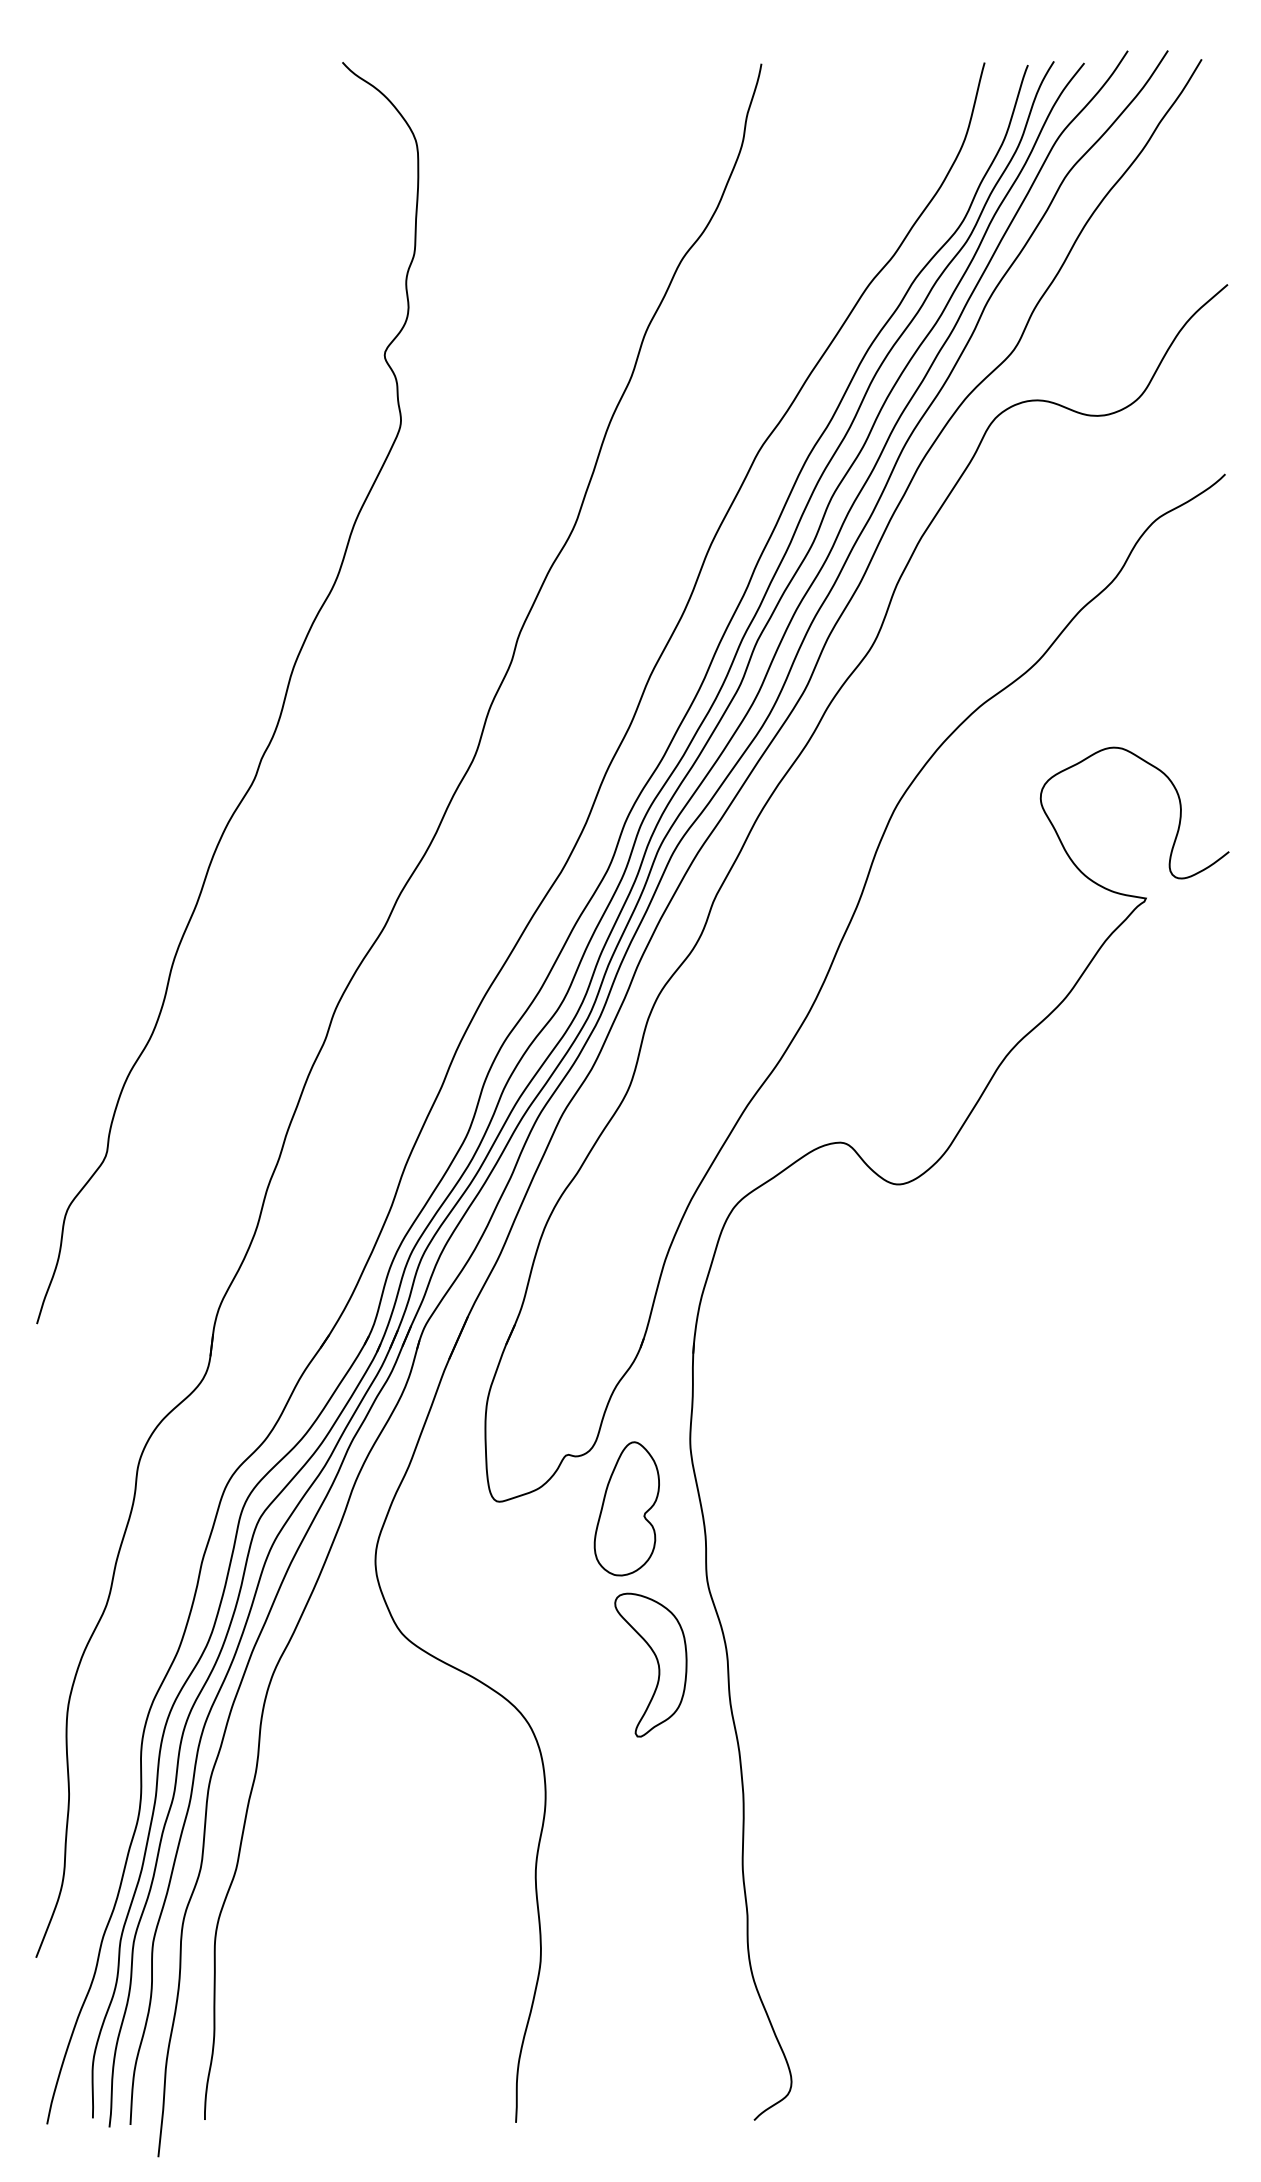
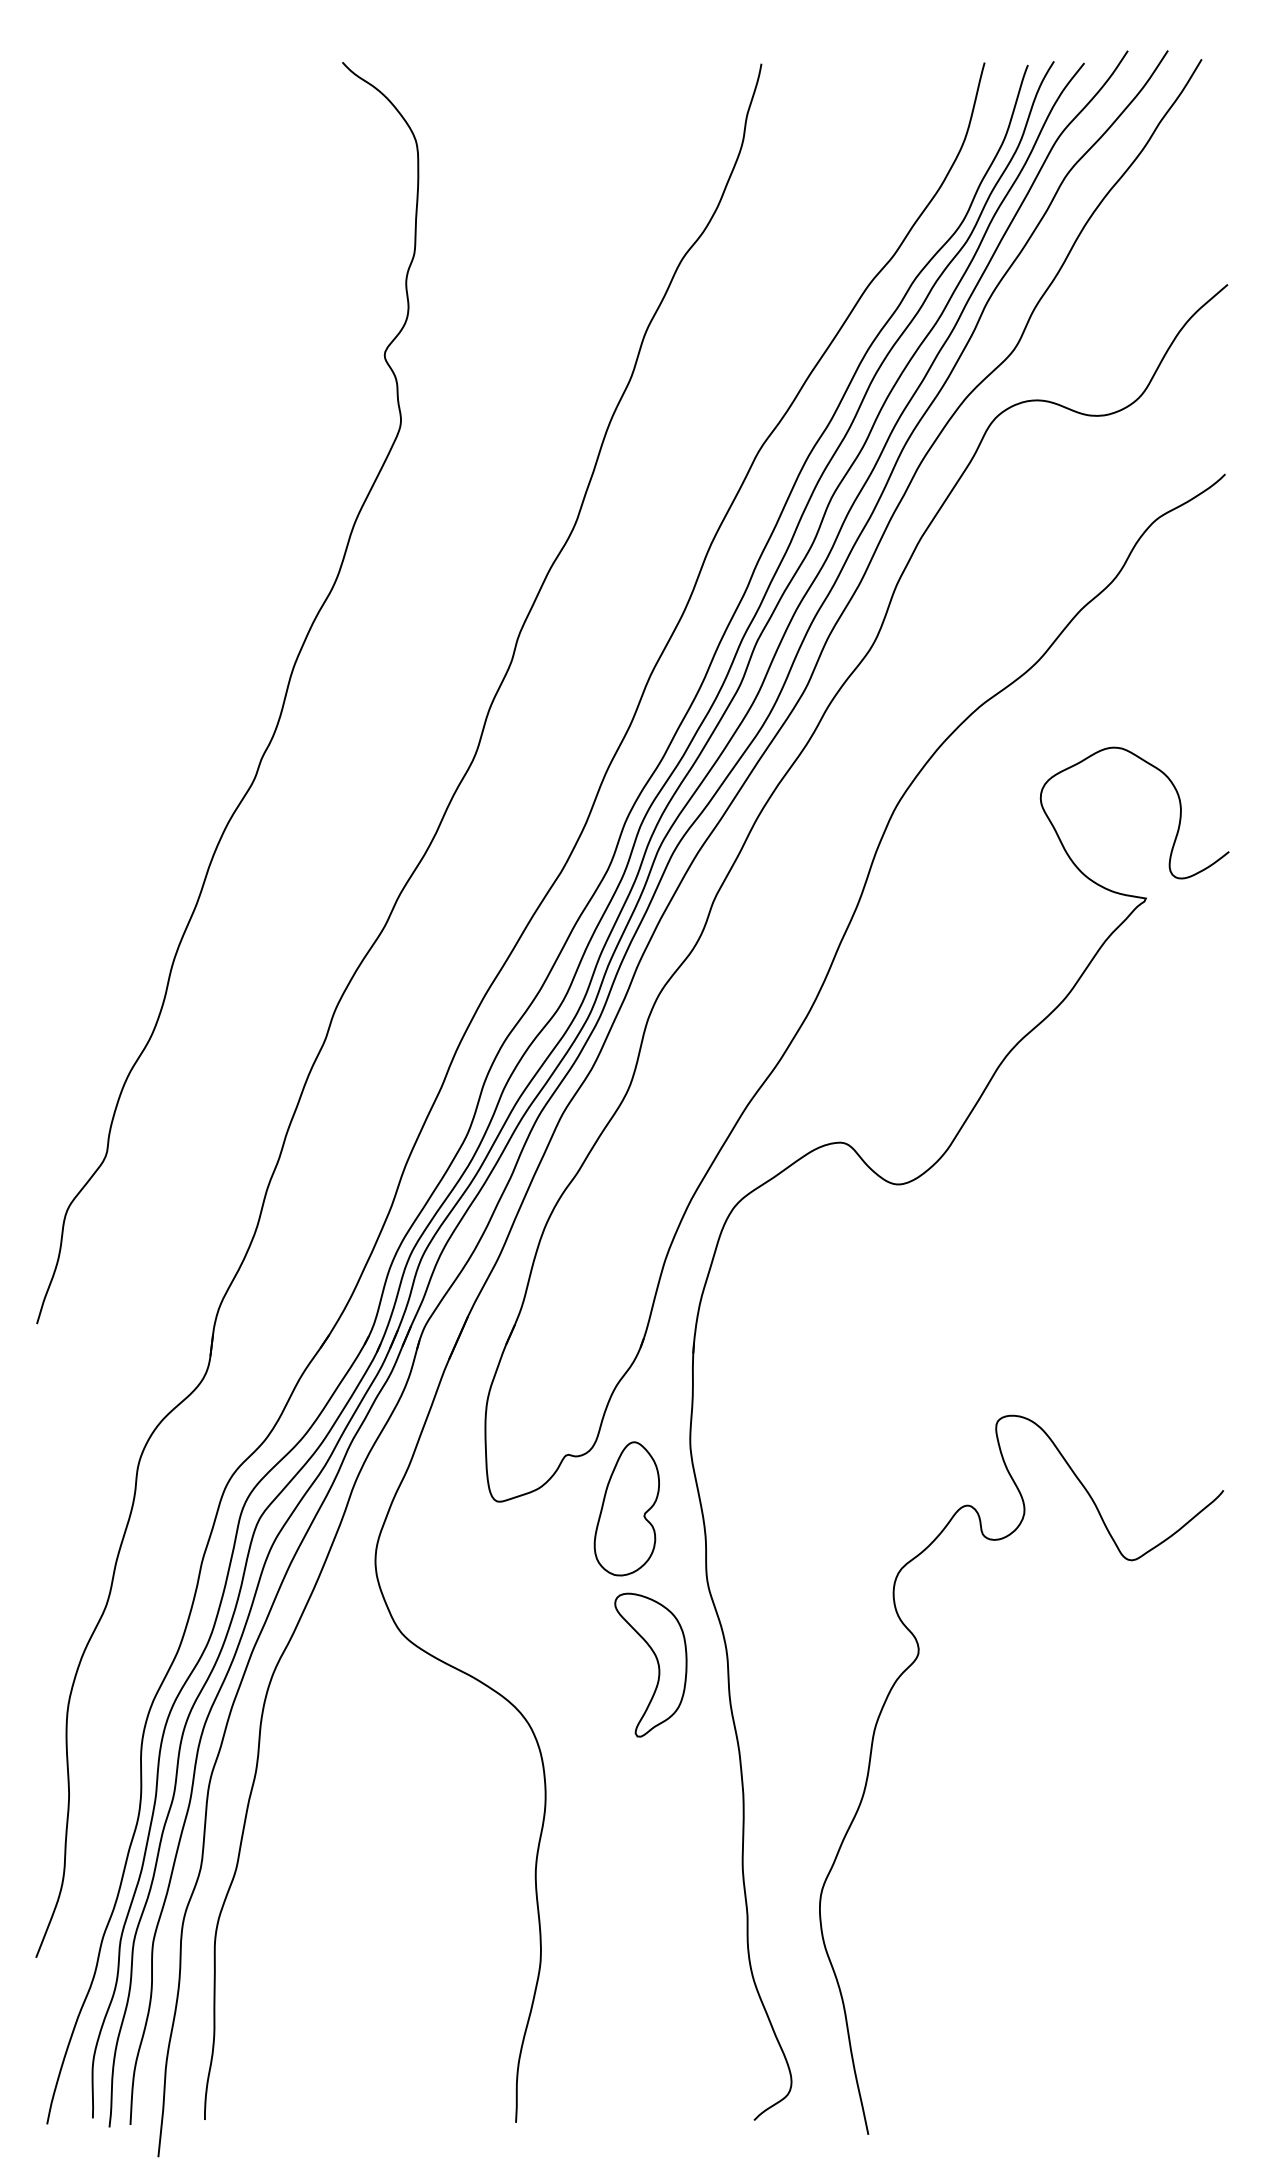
curve: none -> present (871, 1758)
